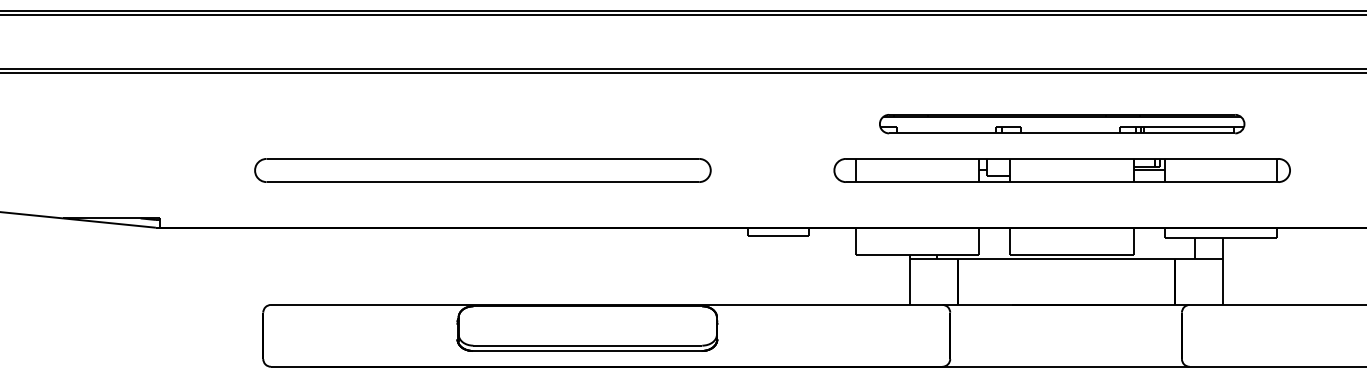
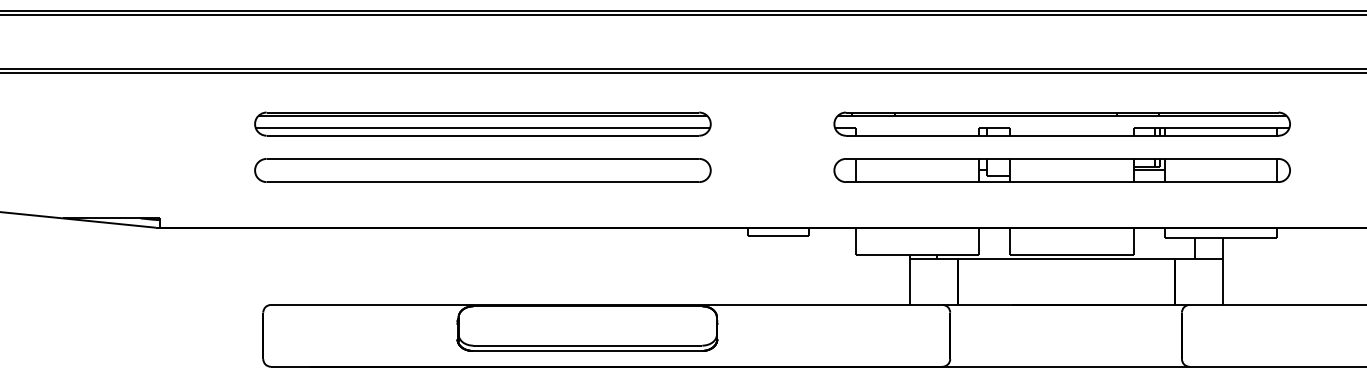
part: none -> present (482, 123)
part size: 367x21 px -> 458x26 px (1061, 123)
